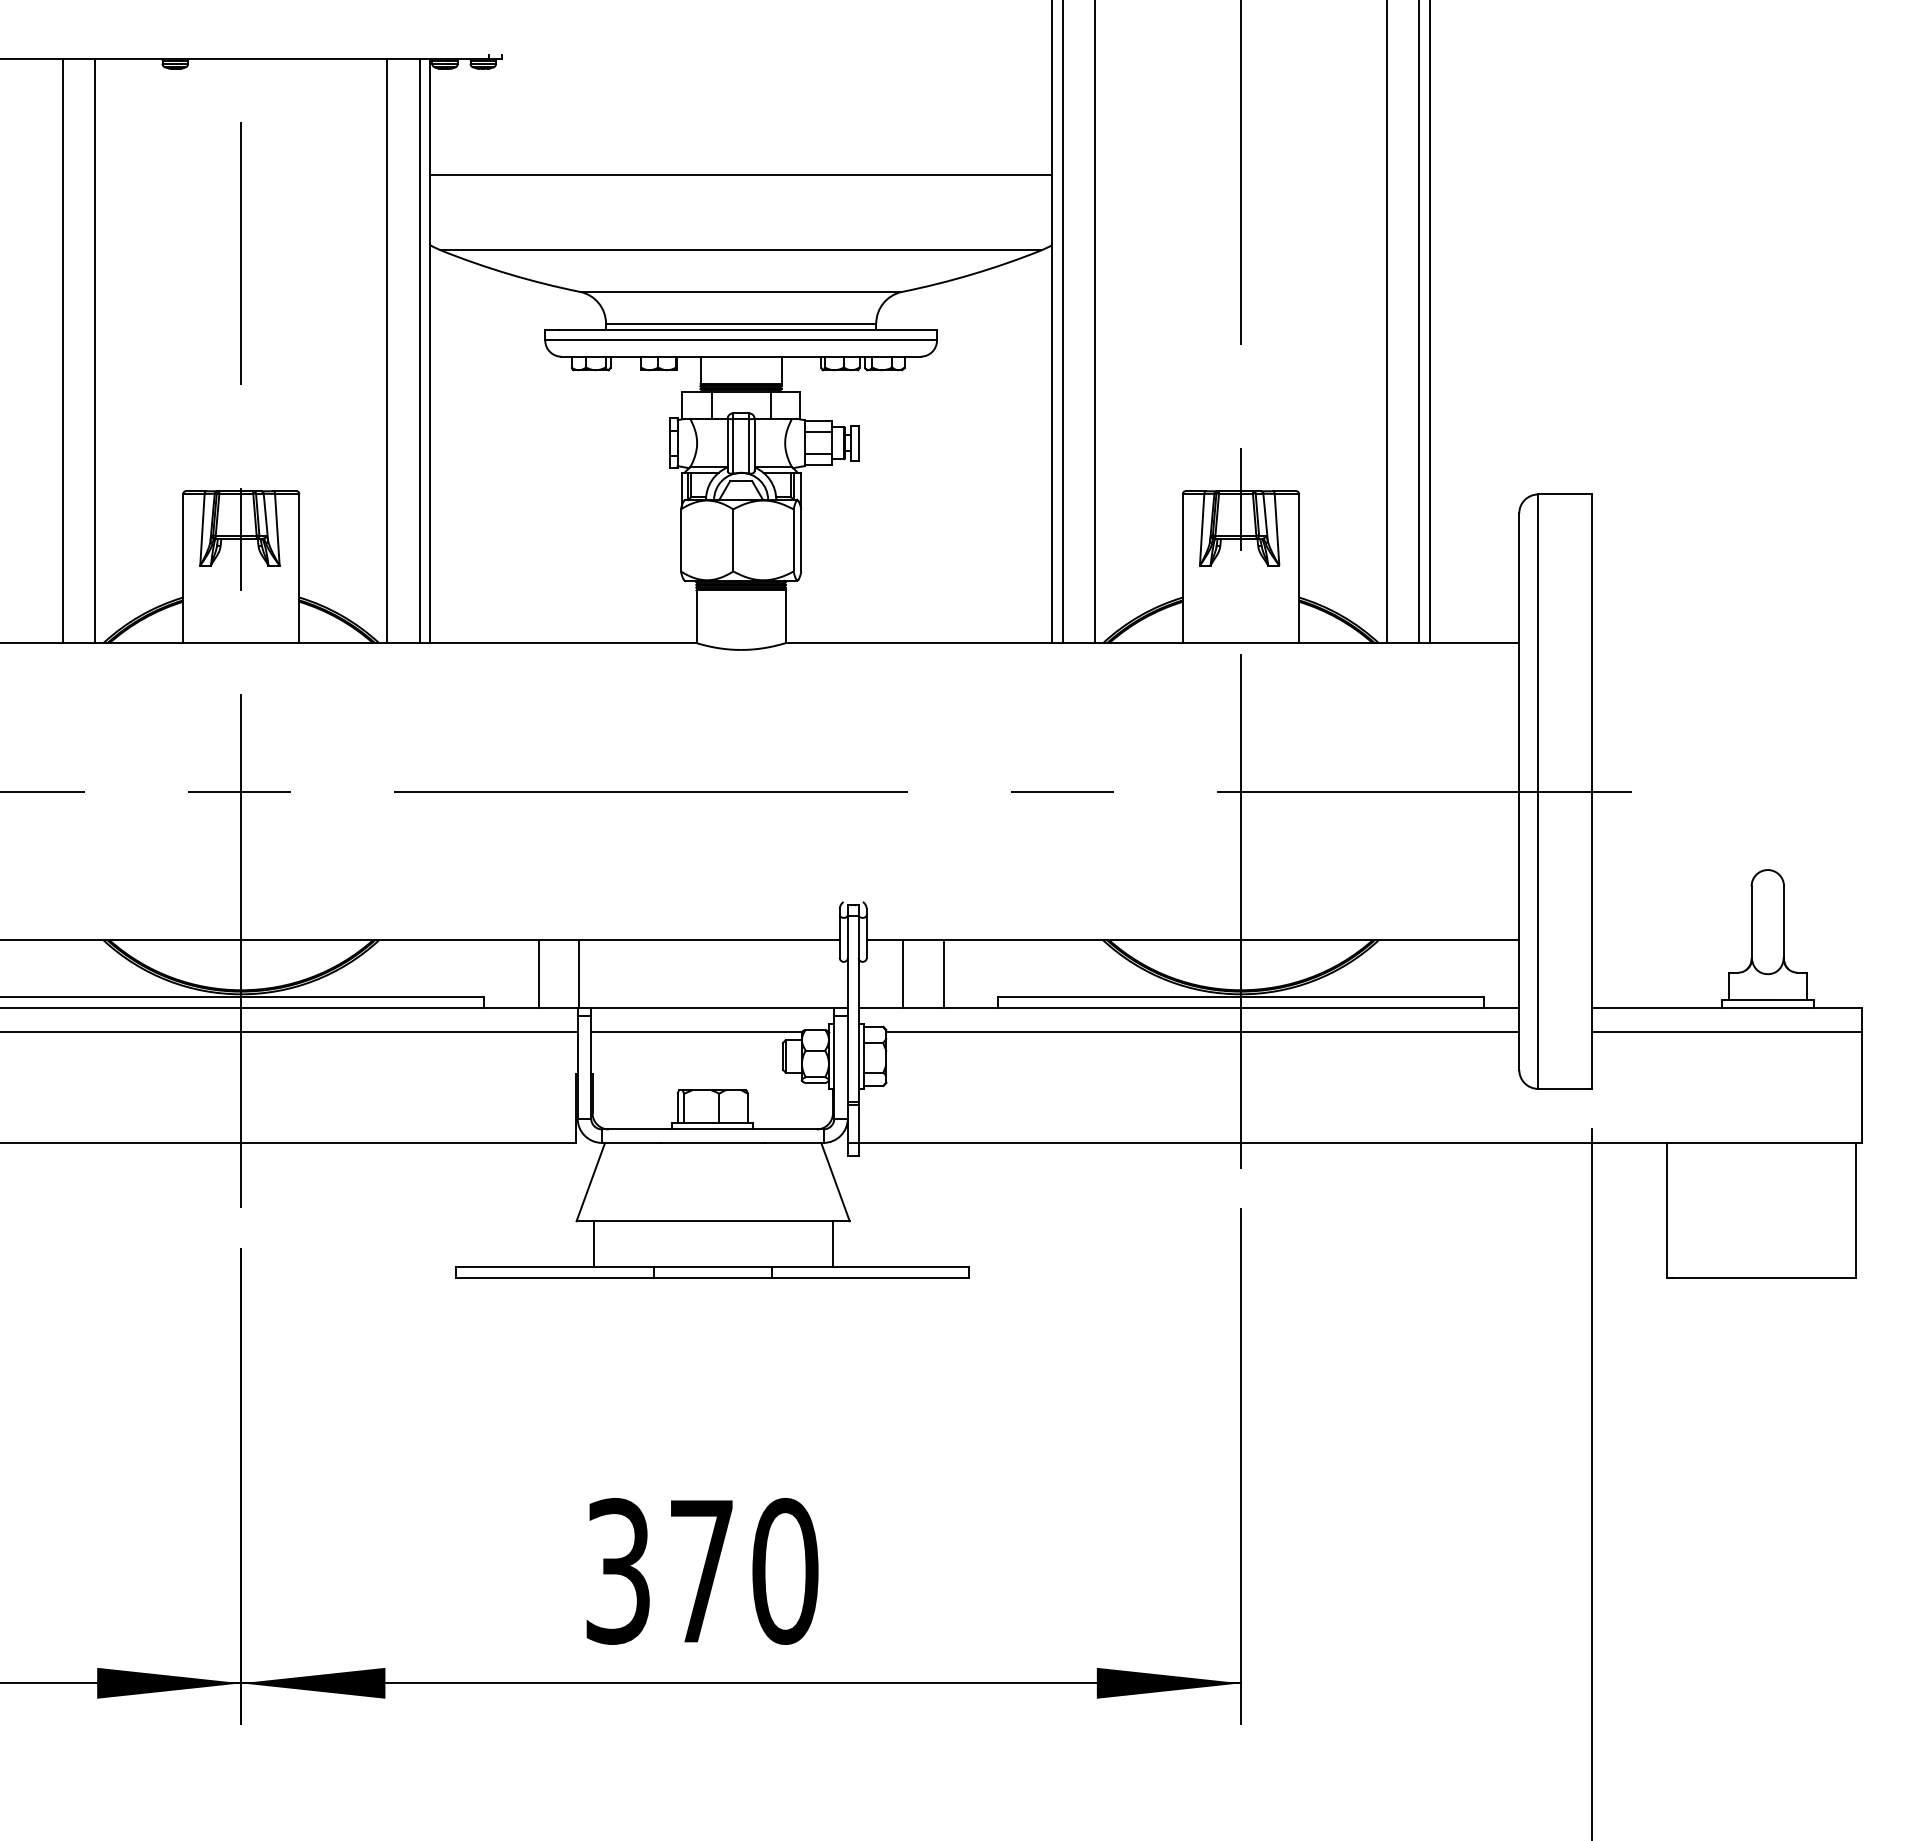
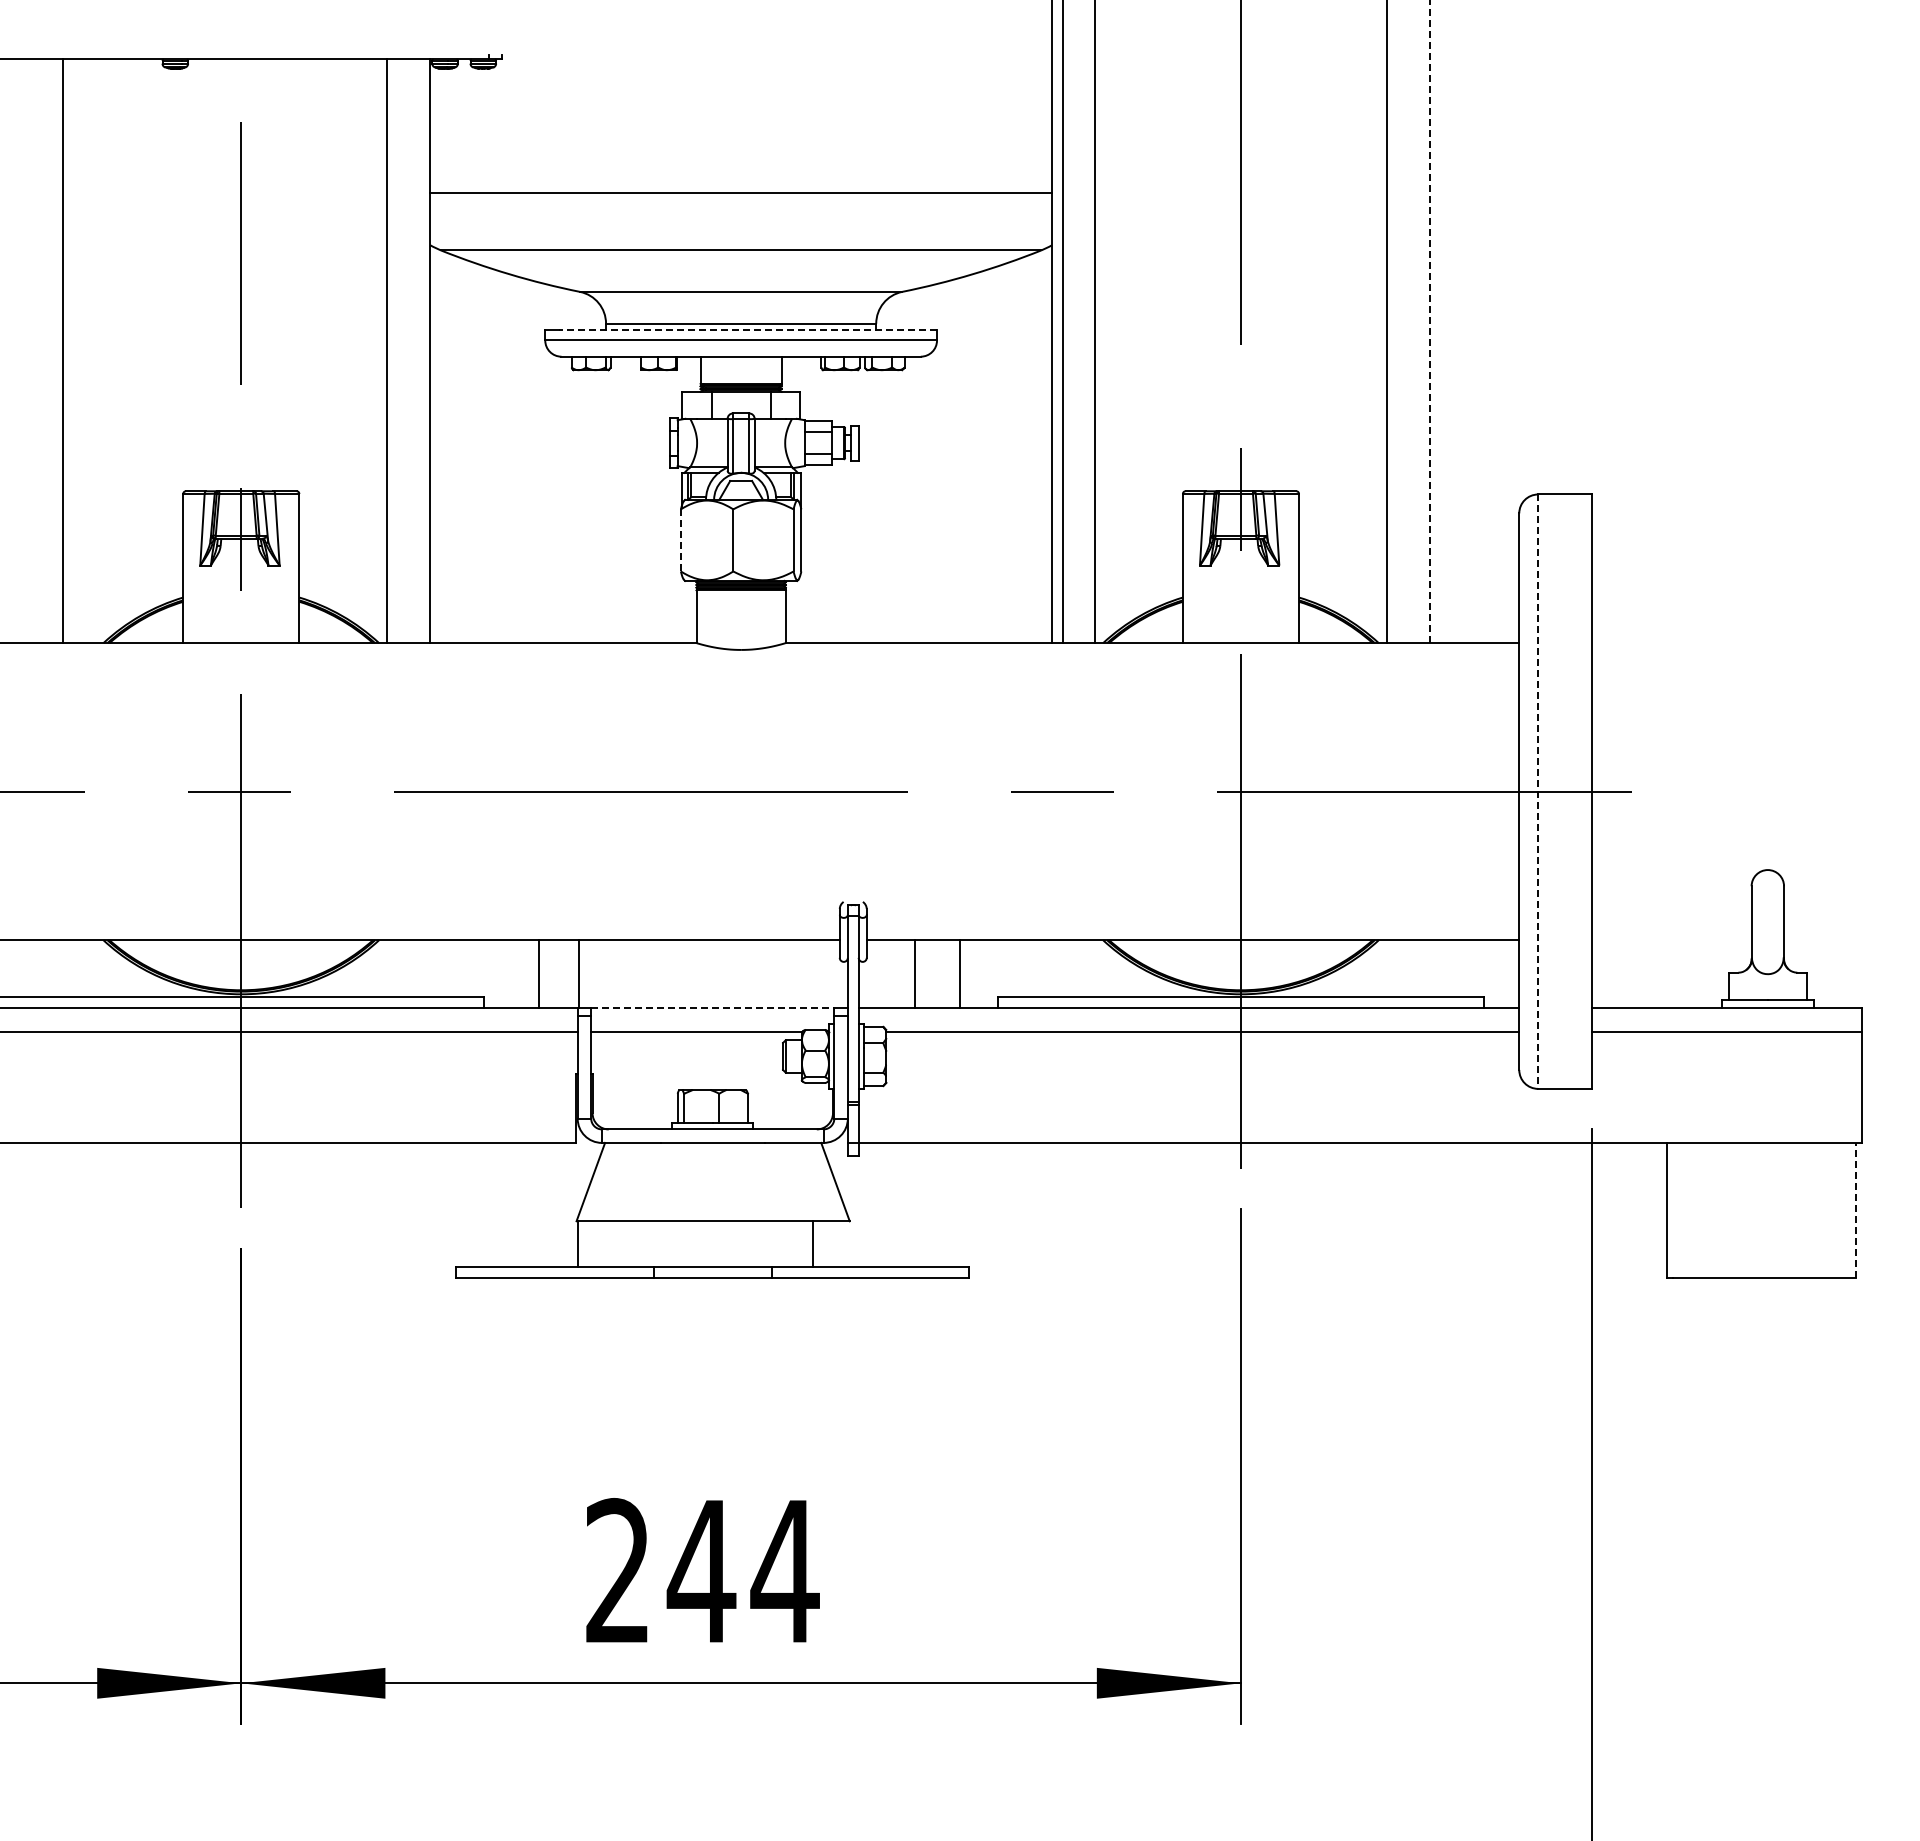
line position: (740, 175) -> (740, 193) (740, 193)
line: solid -> dashed (1430, 321)
line: present -> none (1419, 322)
line: solid -> dashed (748, 329)
line: present -> none (95, 351)
line: present -> none (419, 351)
line: solid -> dashed (680, 540)
line: solid -> dashed (1538, 792)
line position: (903, 973) -> (915, 973) (915, 973)
line position: (943, 973) -> (959, 973) (959, 973)
line: solid -> dashed (712, 1007)
line: solid -> dashed (1855, 1210)
line position: (594, 1244) -> (578, 1244) (578, 1244)
line position: (832, 1244) -> (812, 1244) (812, 1244)
text: 370 -> 244 (702, 1571)
